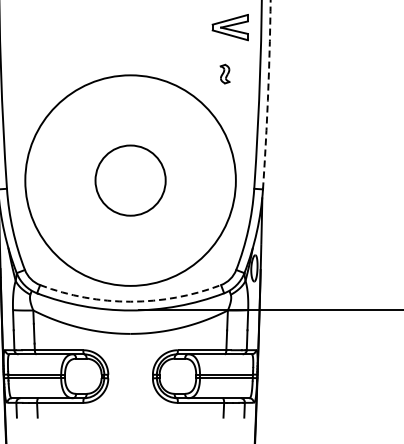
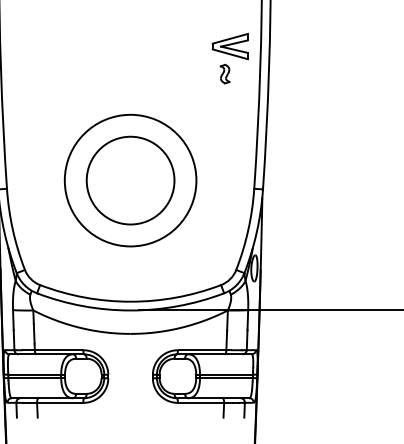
part position: (229, 27) -> (229, 46) (229, 46)
arc: dashed -> solid (268, 94)
circle diameter: 211 px -> 132 px (130, 180)
circle diameter: 70 px -> 88 px (130, 180)
arc: dashed -> solid (130, 301)
